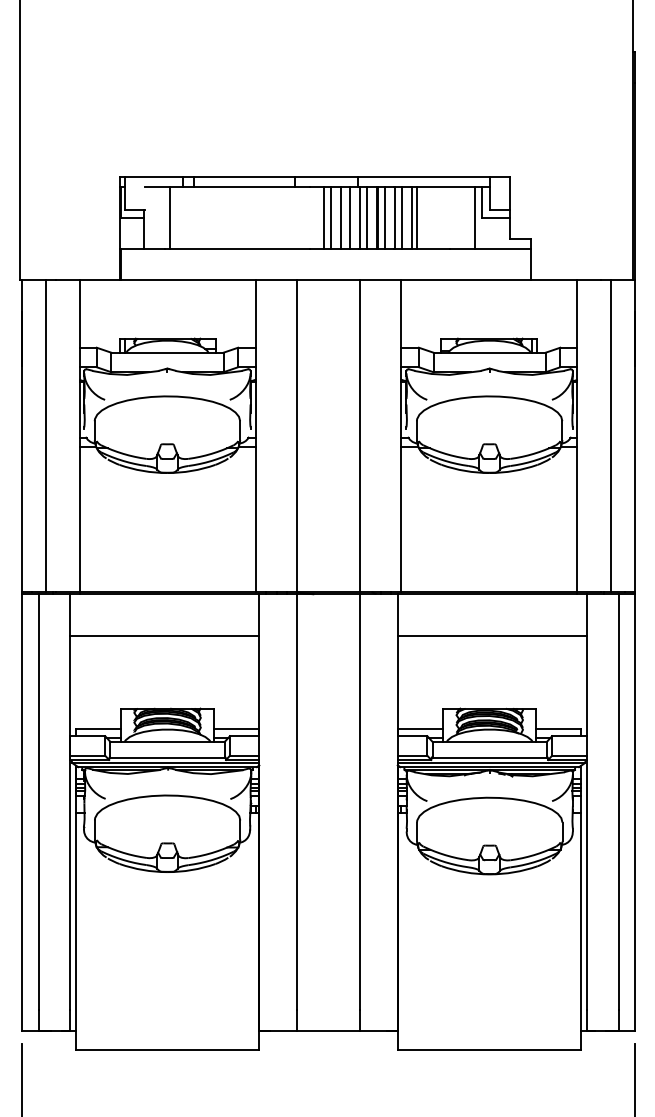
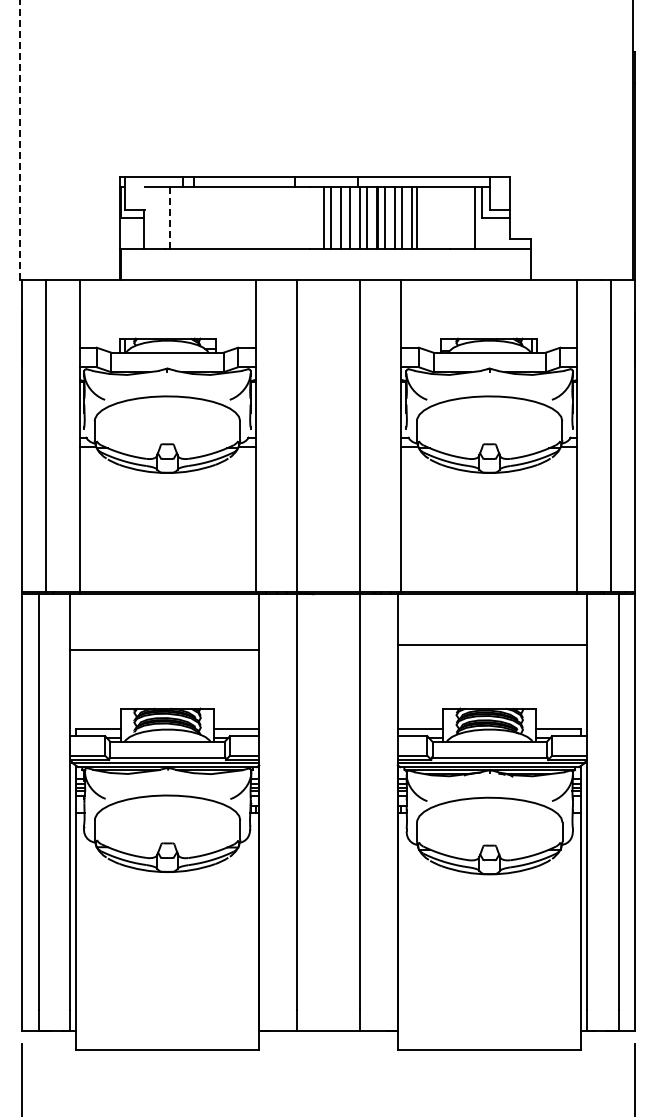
line: solid -> dashed (19, 139)
line: solid -> dashed (170, 217)
line position: (164, 635) -> (164, 649) (164, 649)
line position: (492, 635) -> (492, 644) (492, 644)
